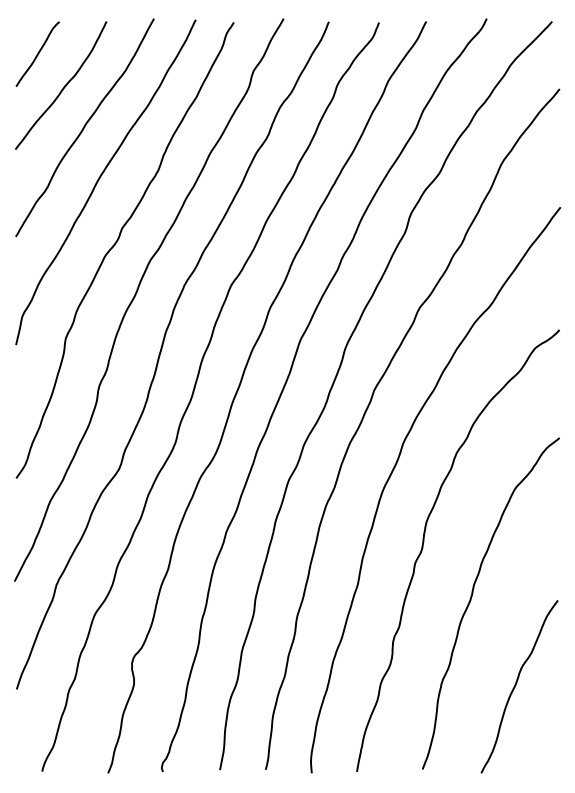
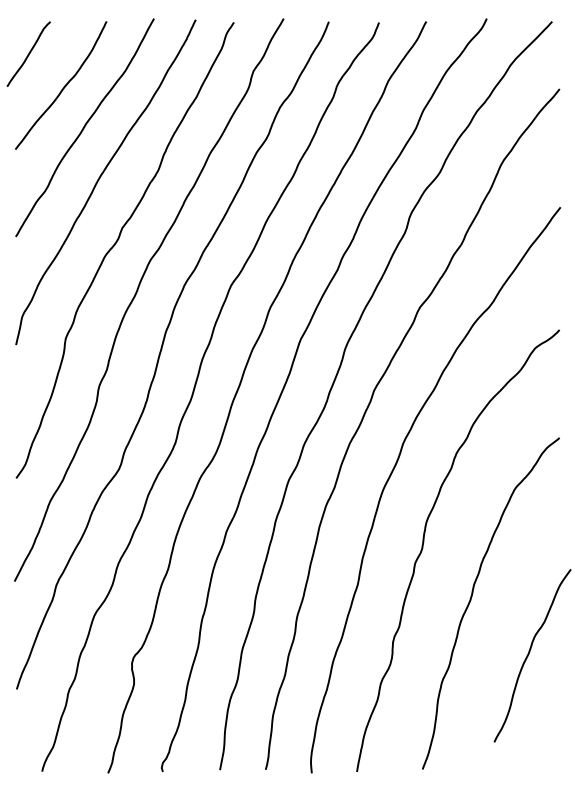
curve position: (37, 53) -> (28, 53) (28, 53)
curve position: (516, 685) -> (529, 654) (529, 654)
